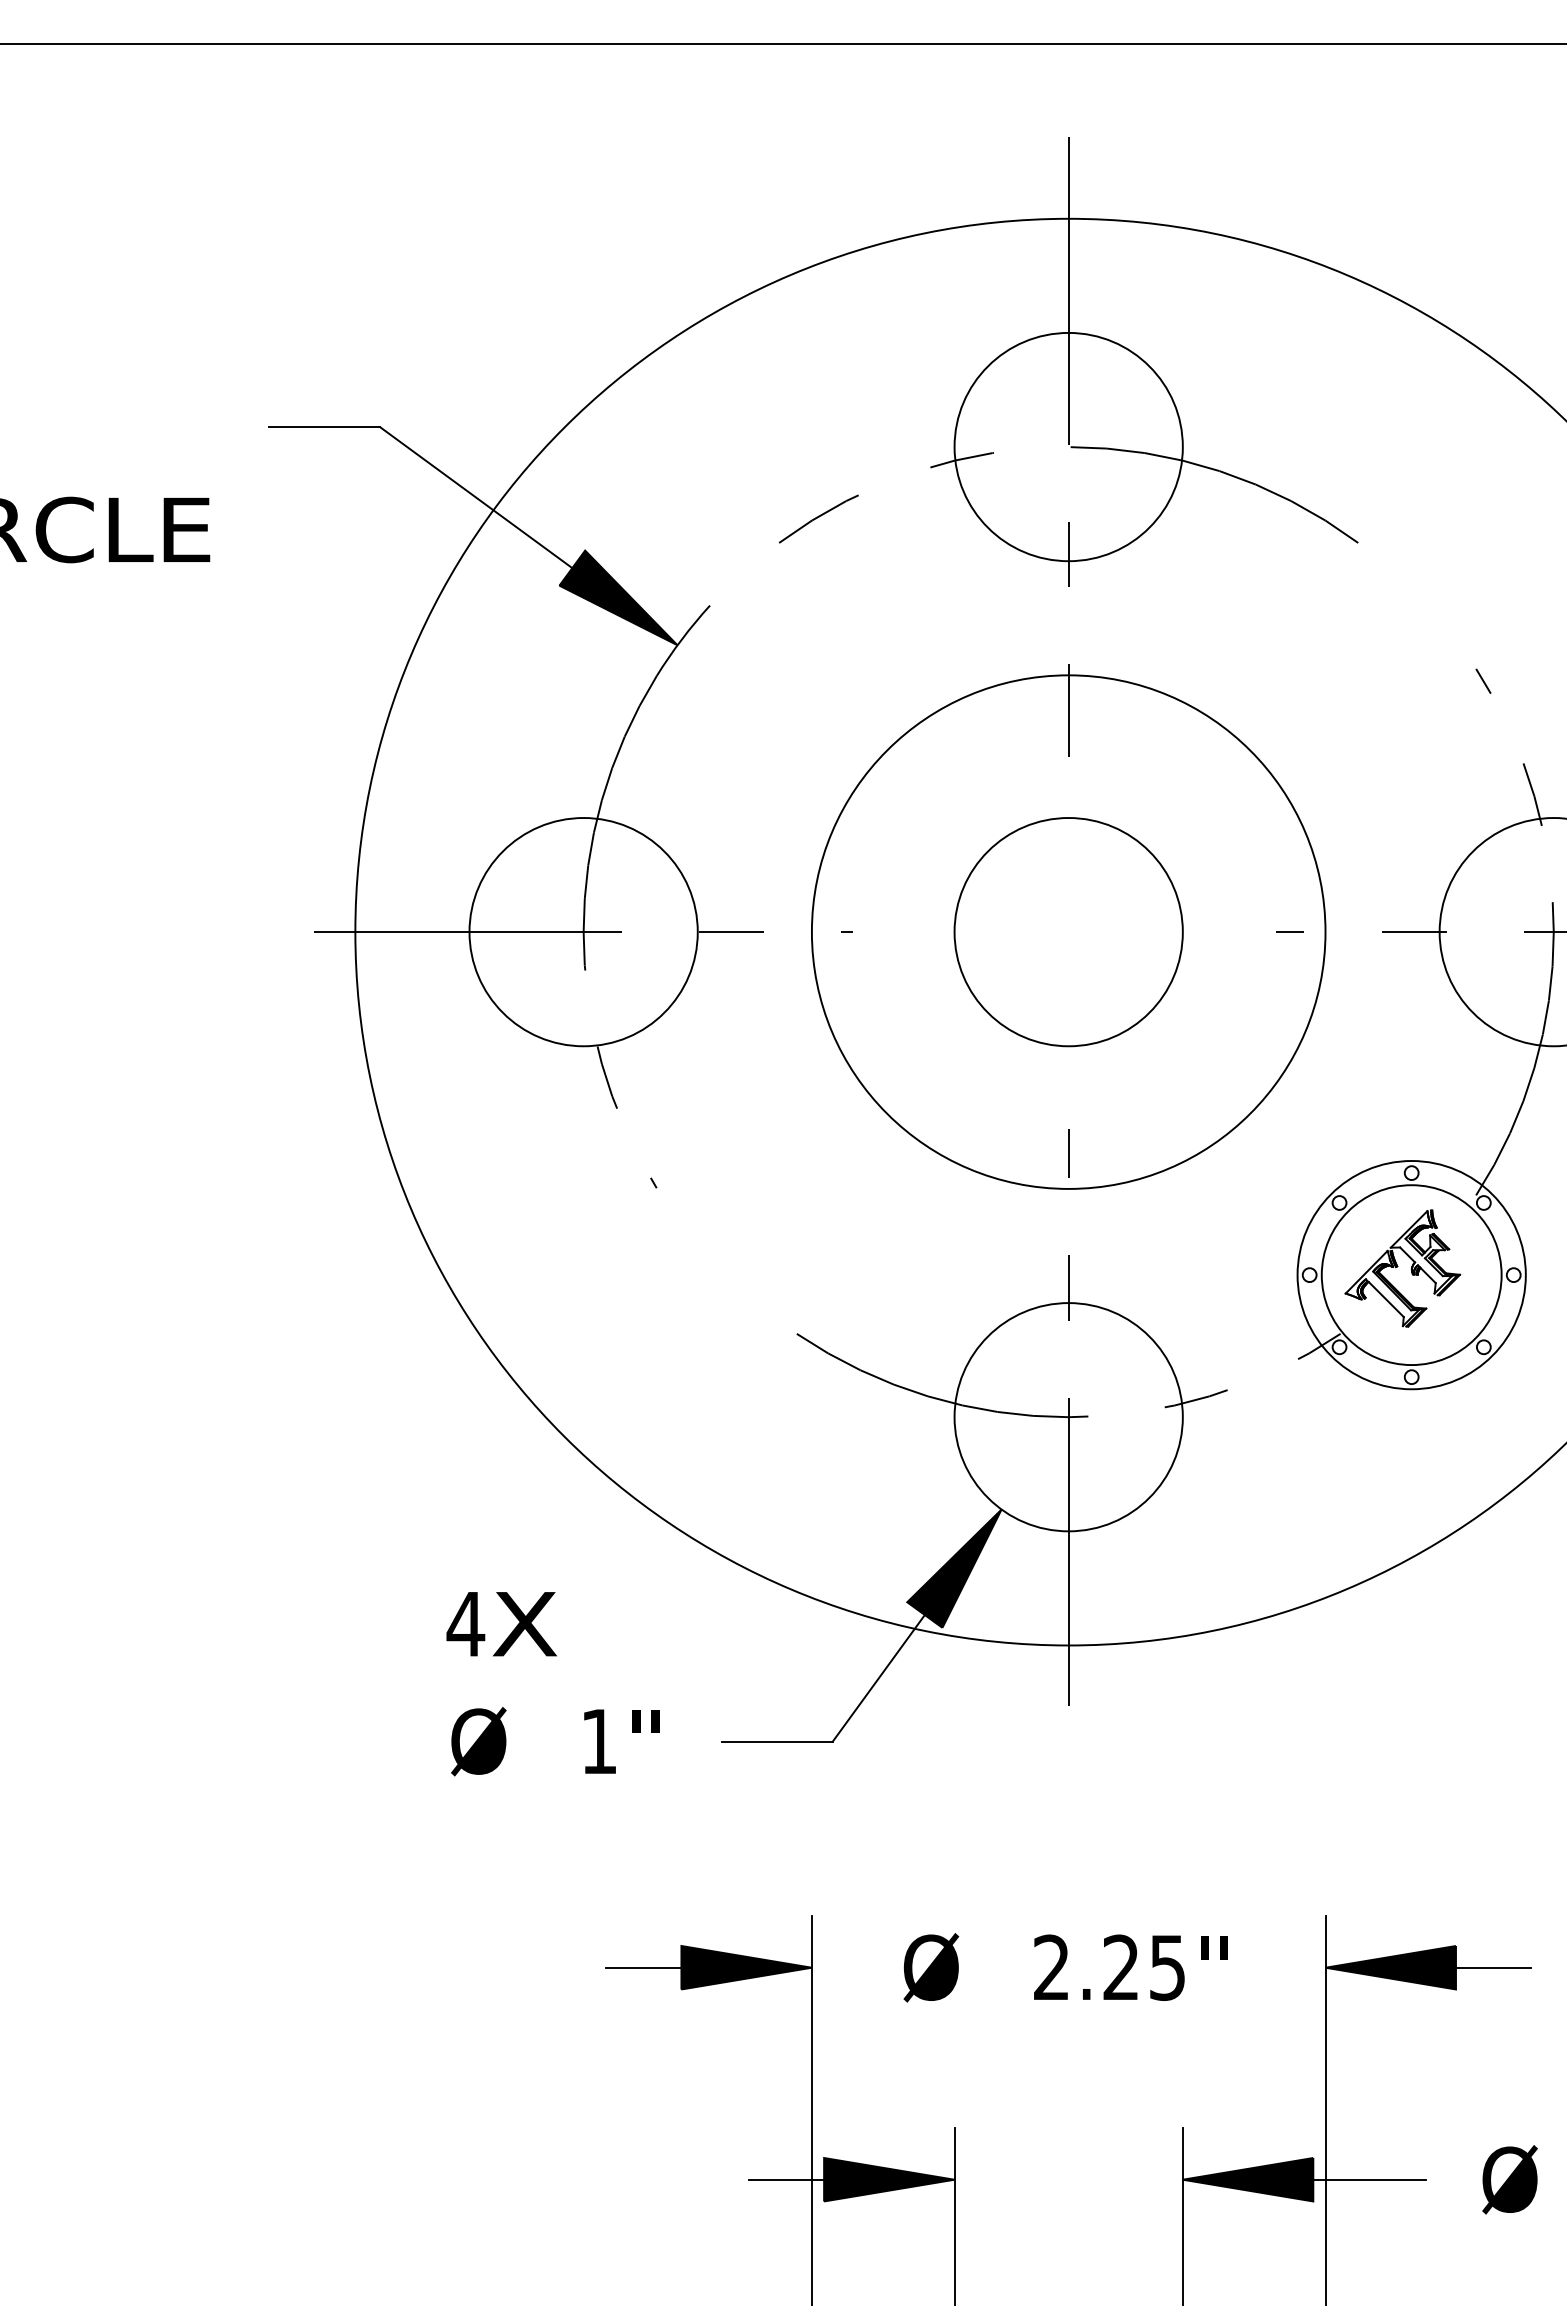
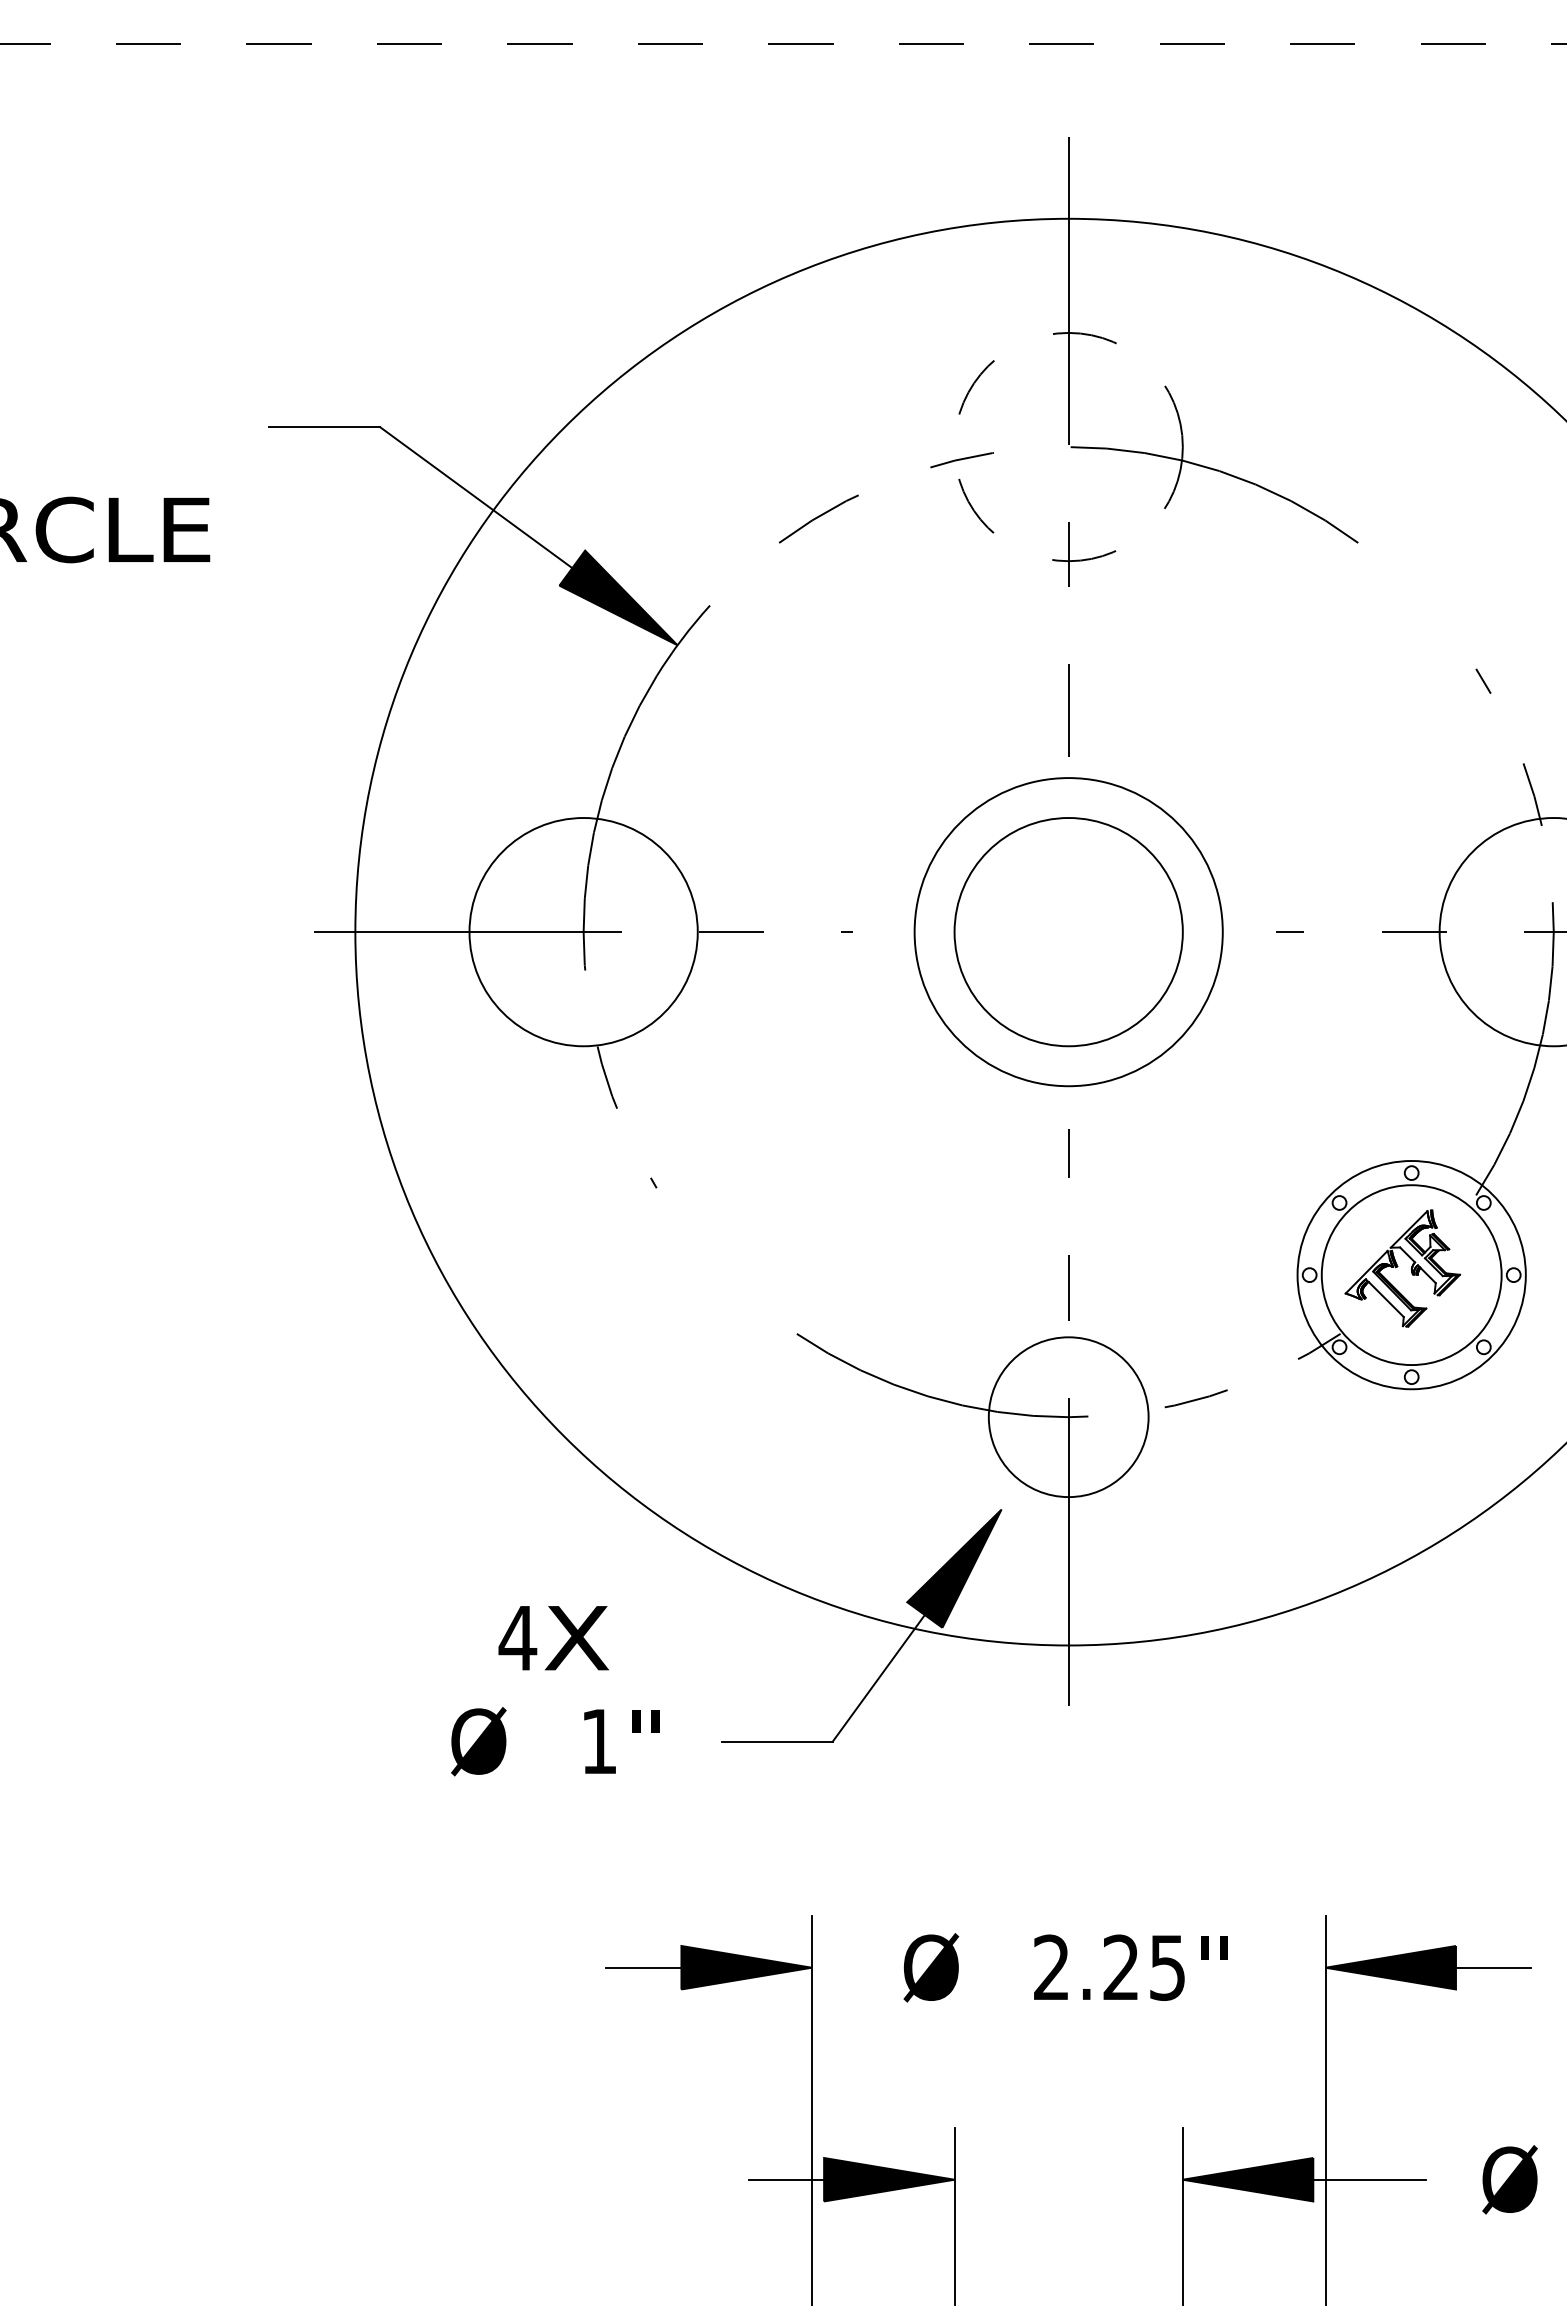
line: solid -> dashed (783, 44)
circle: solid -> dashed (1068, 446)
circle diameter: 514 px -> 308 px (1068, 932)
circle diameter: 228 px -> 160 px (1068, 1417)
text position: (501, 1624) -> (553, 1638) (553, 1638)
